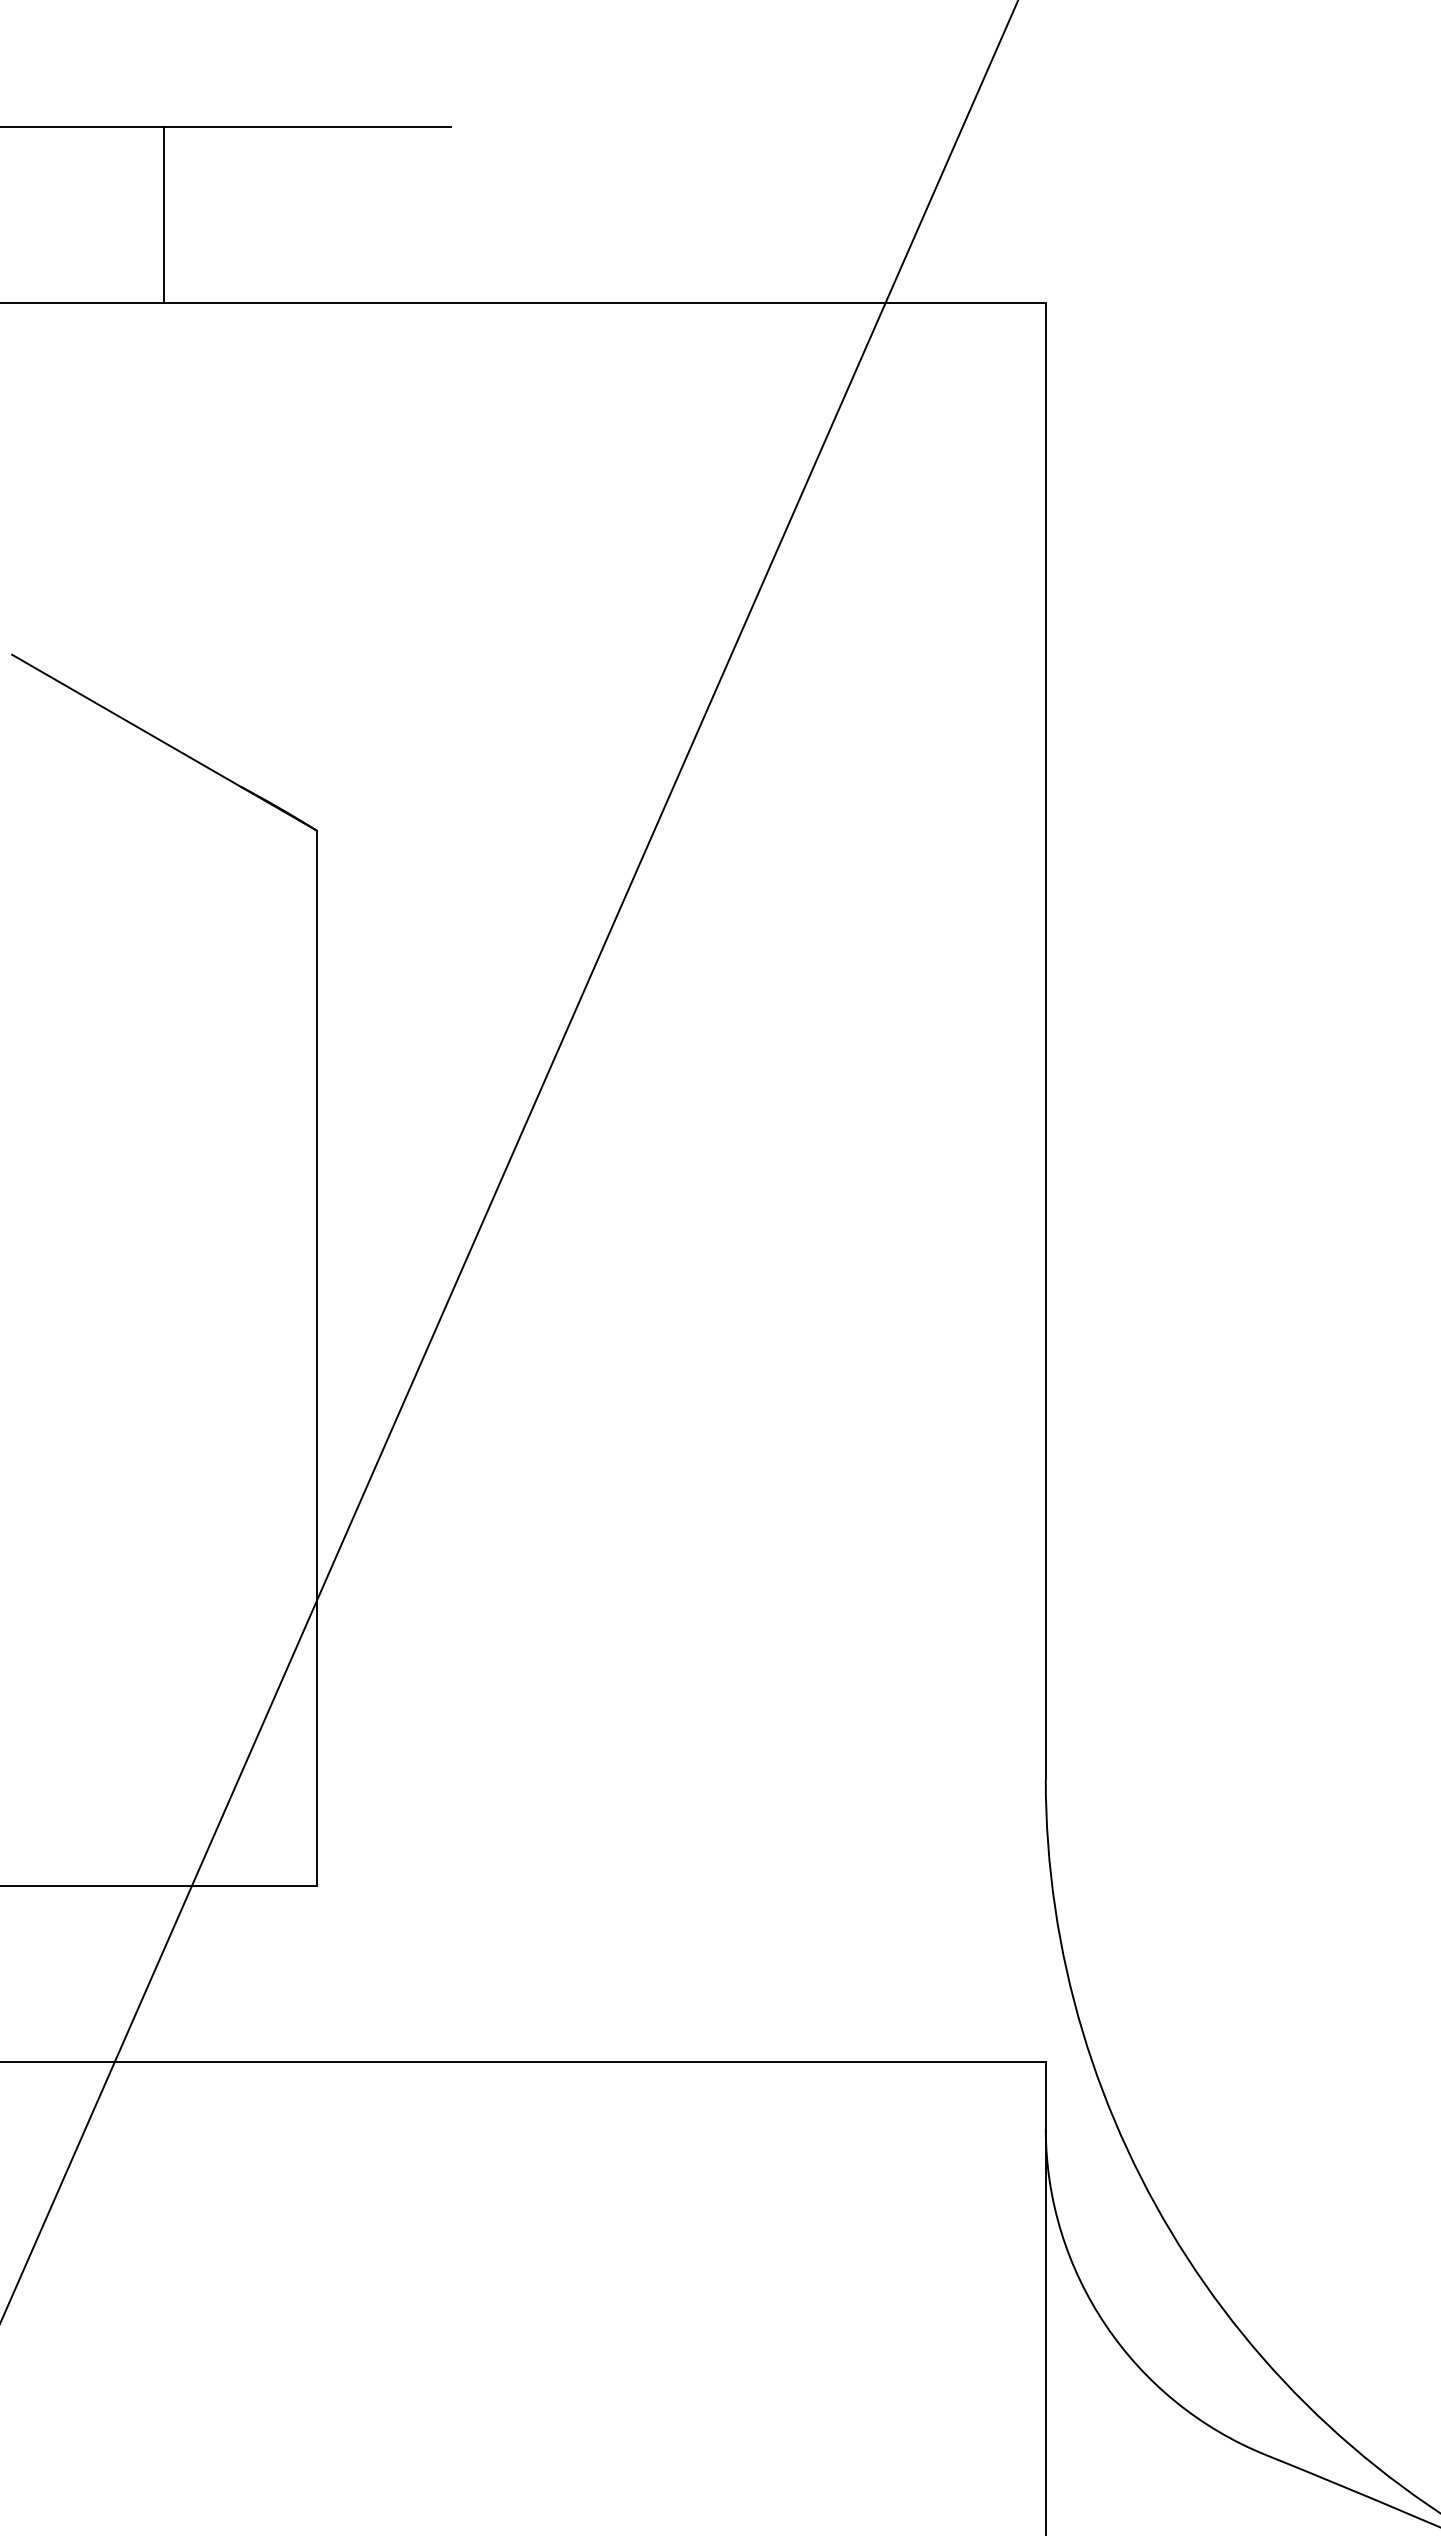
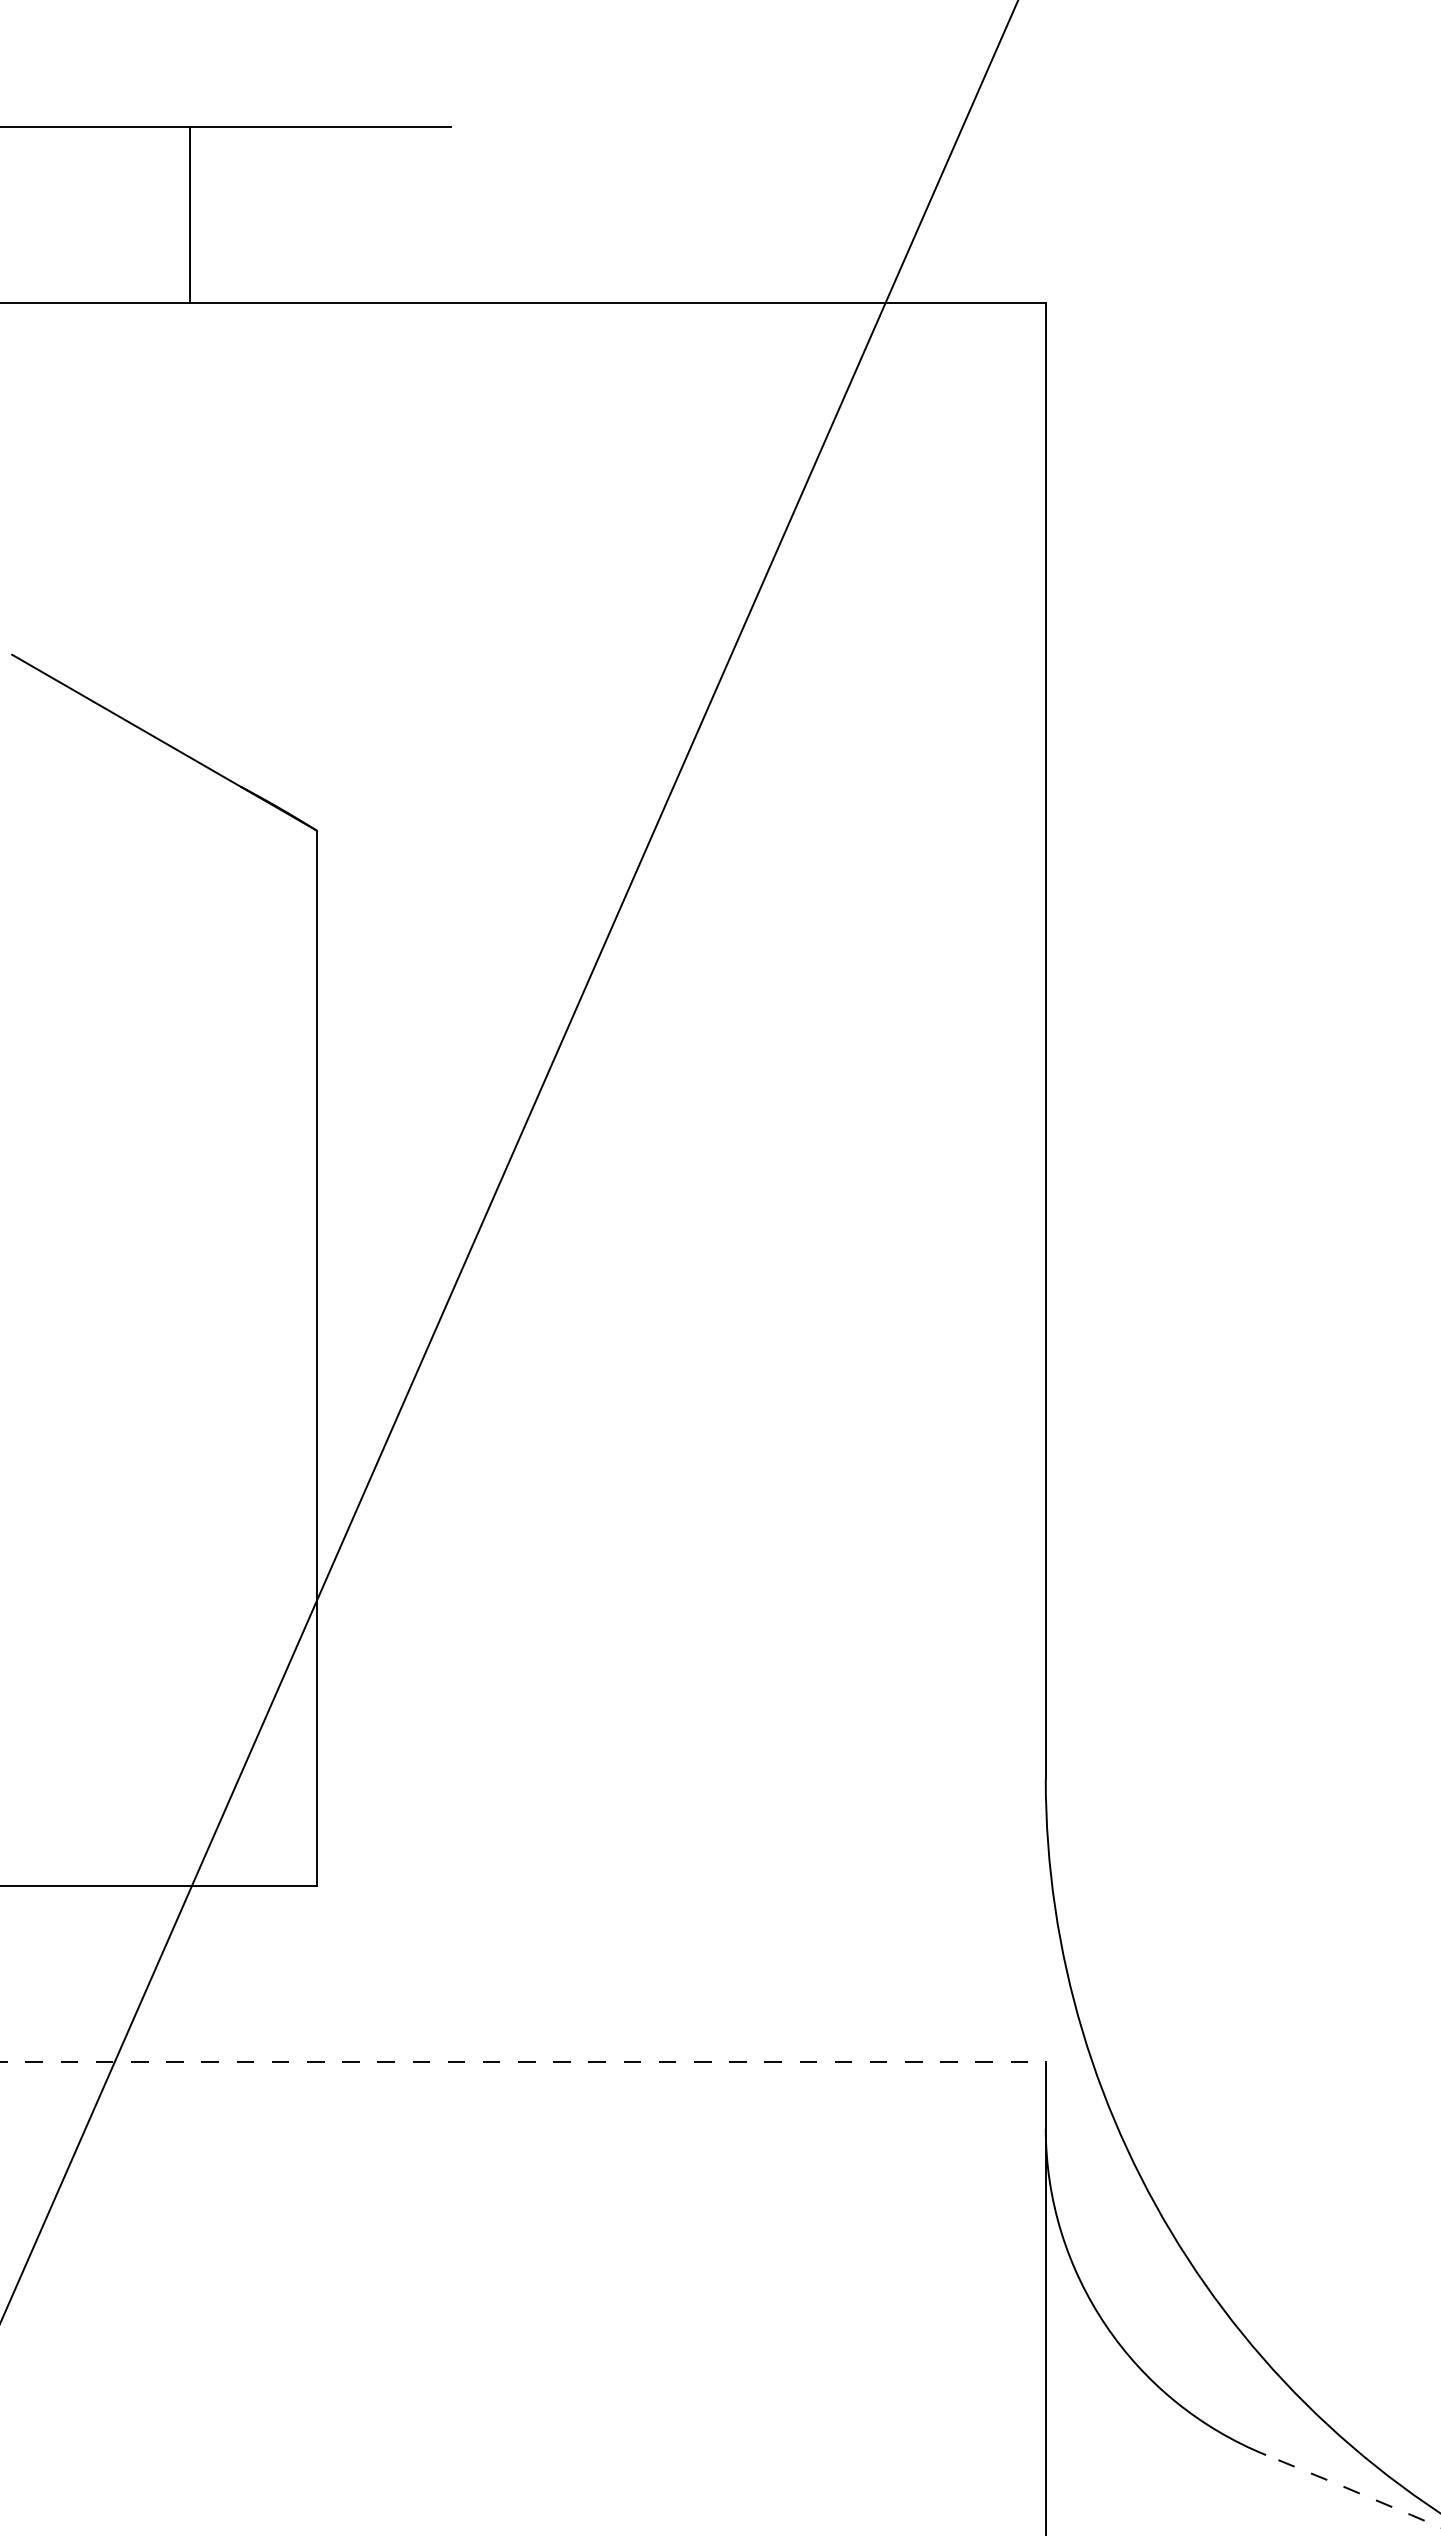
line position: (164, 214) -> (190, 214) (190, 214)
line: solid -> dashed (523, 2062)
arc: solid -> dashed (1352, 2490)
